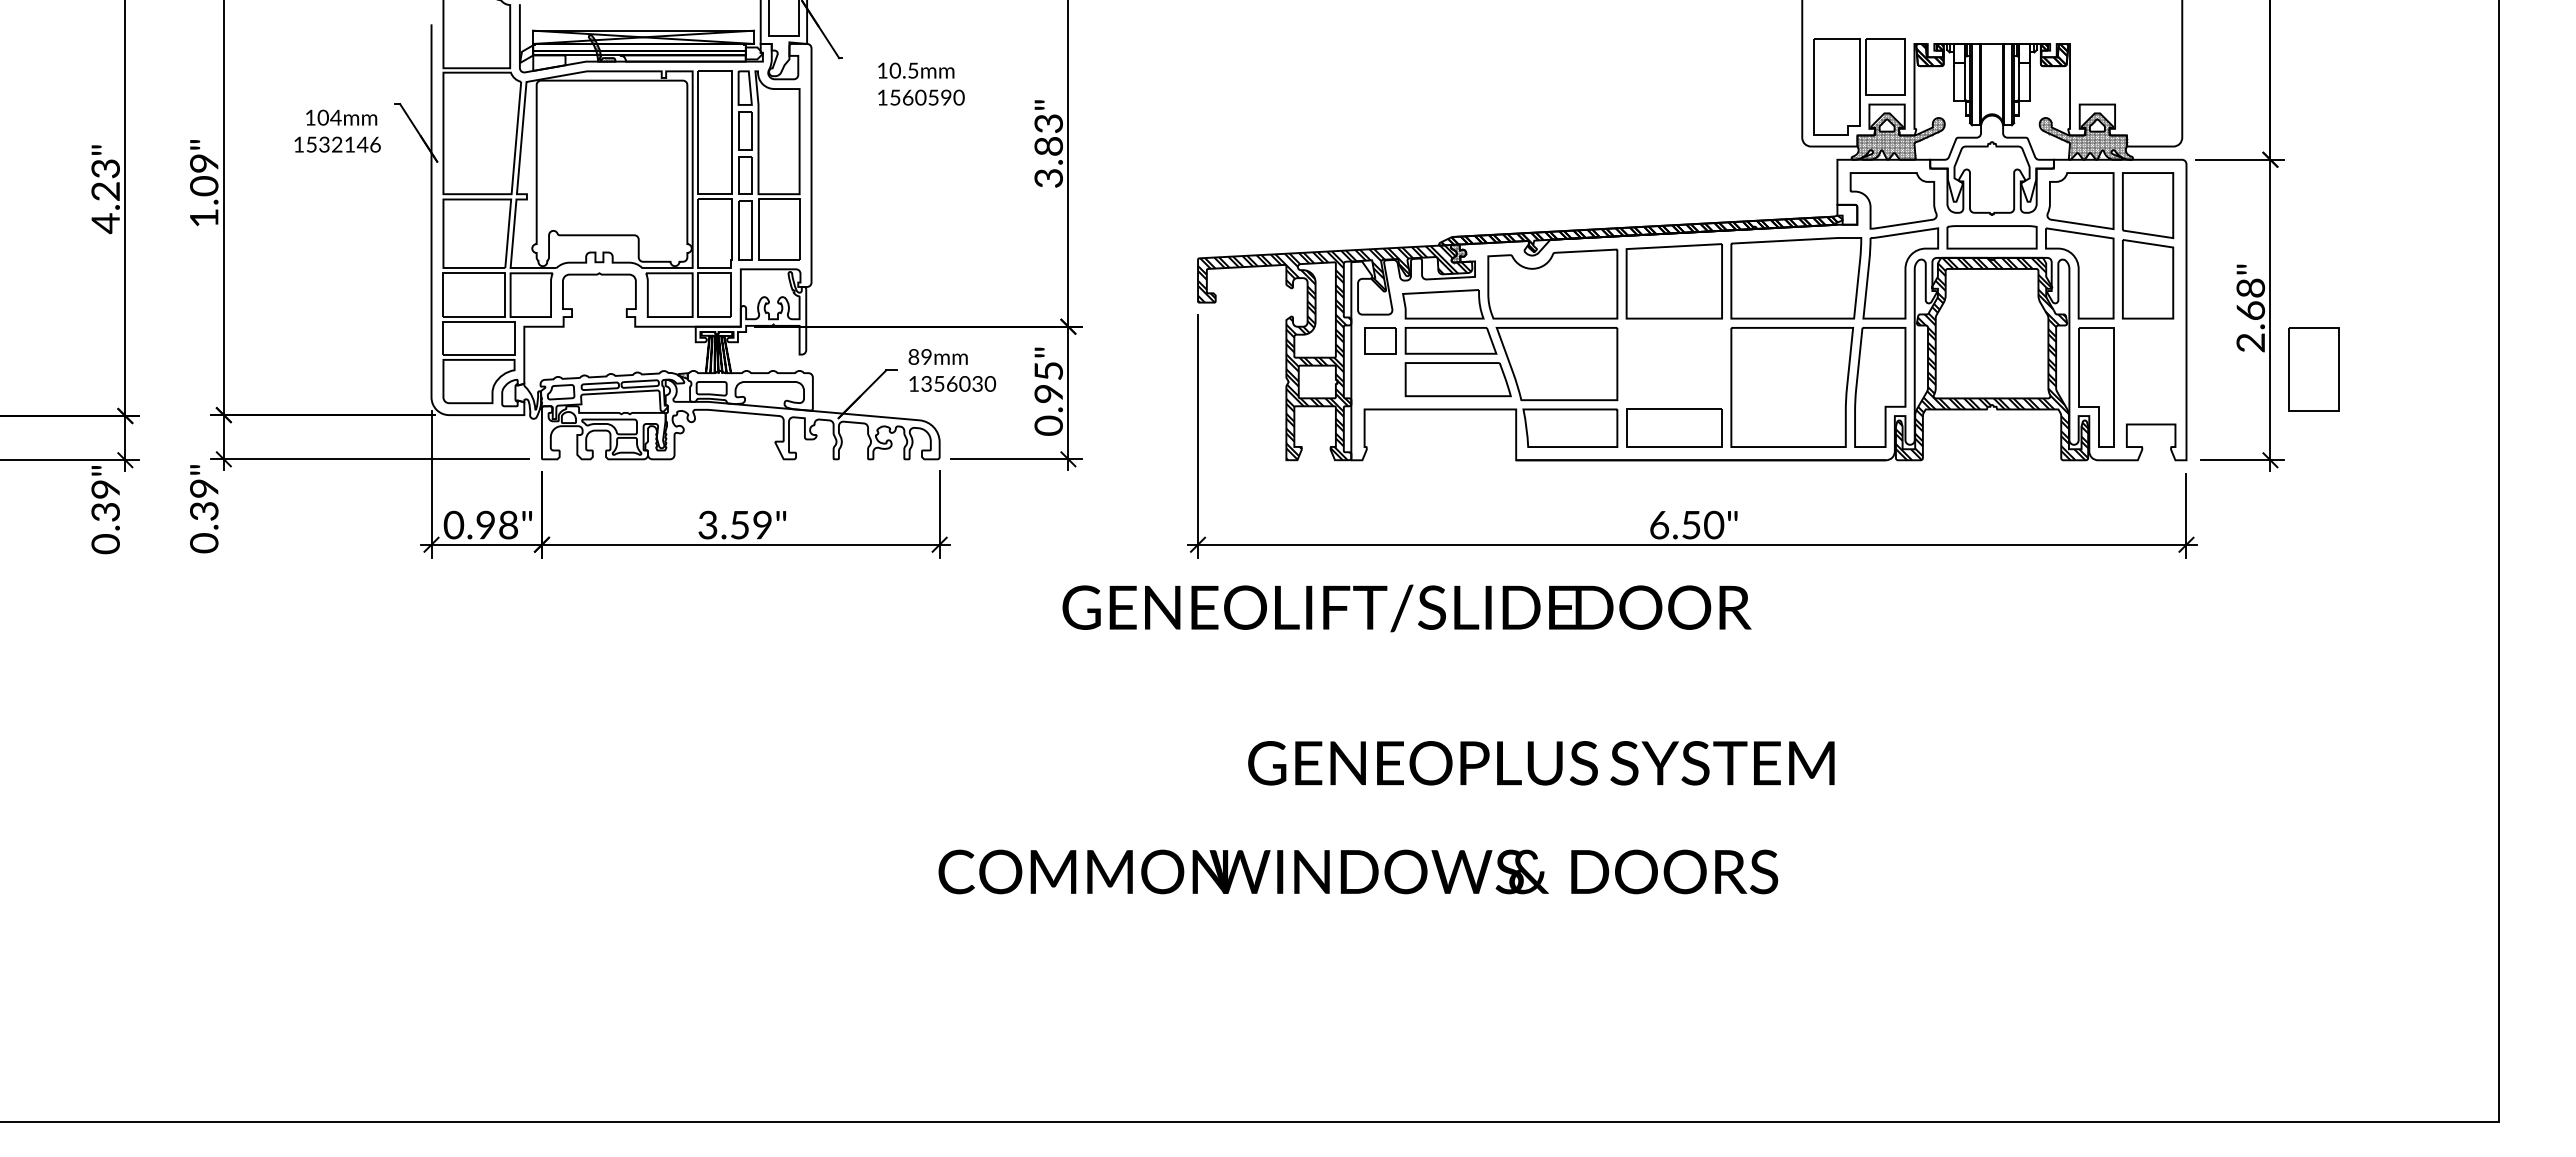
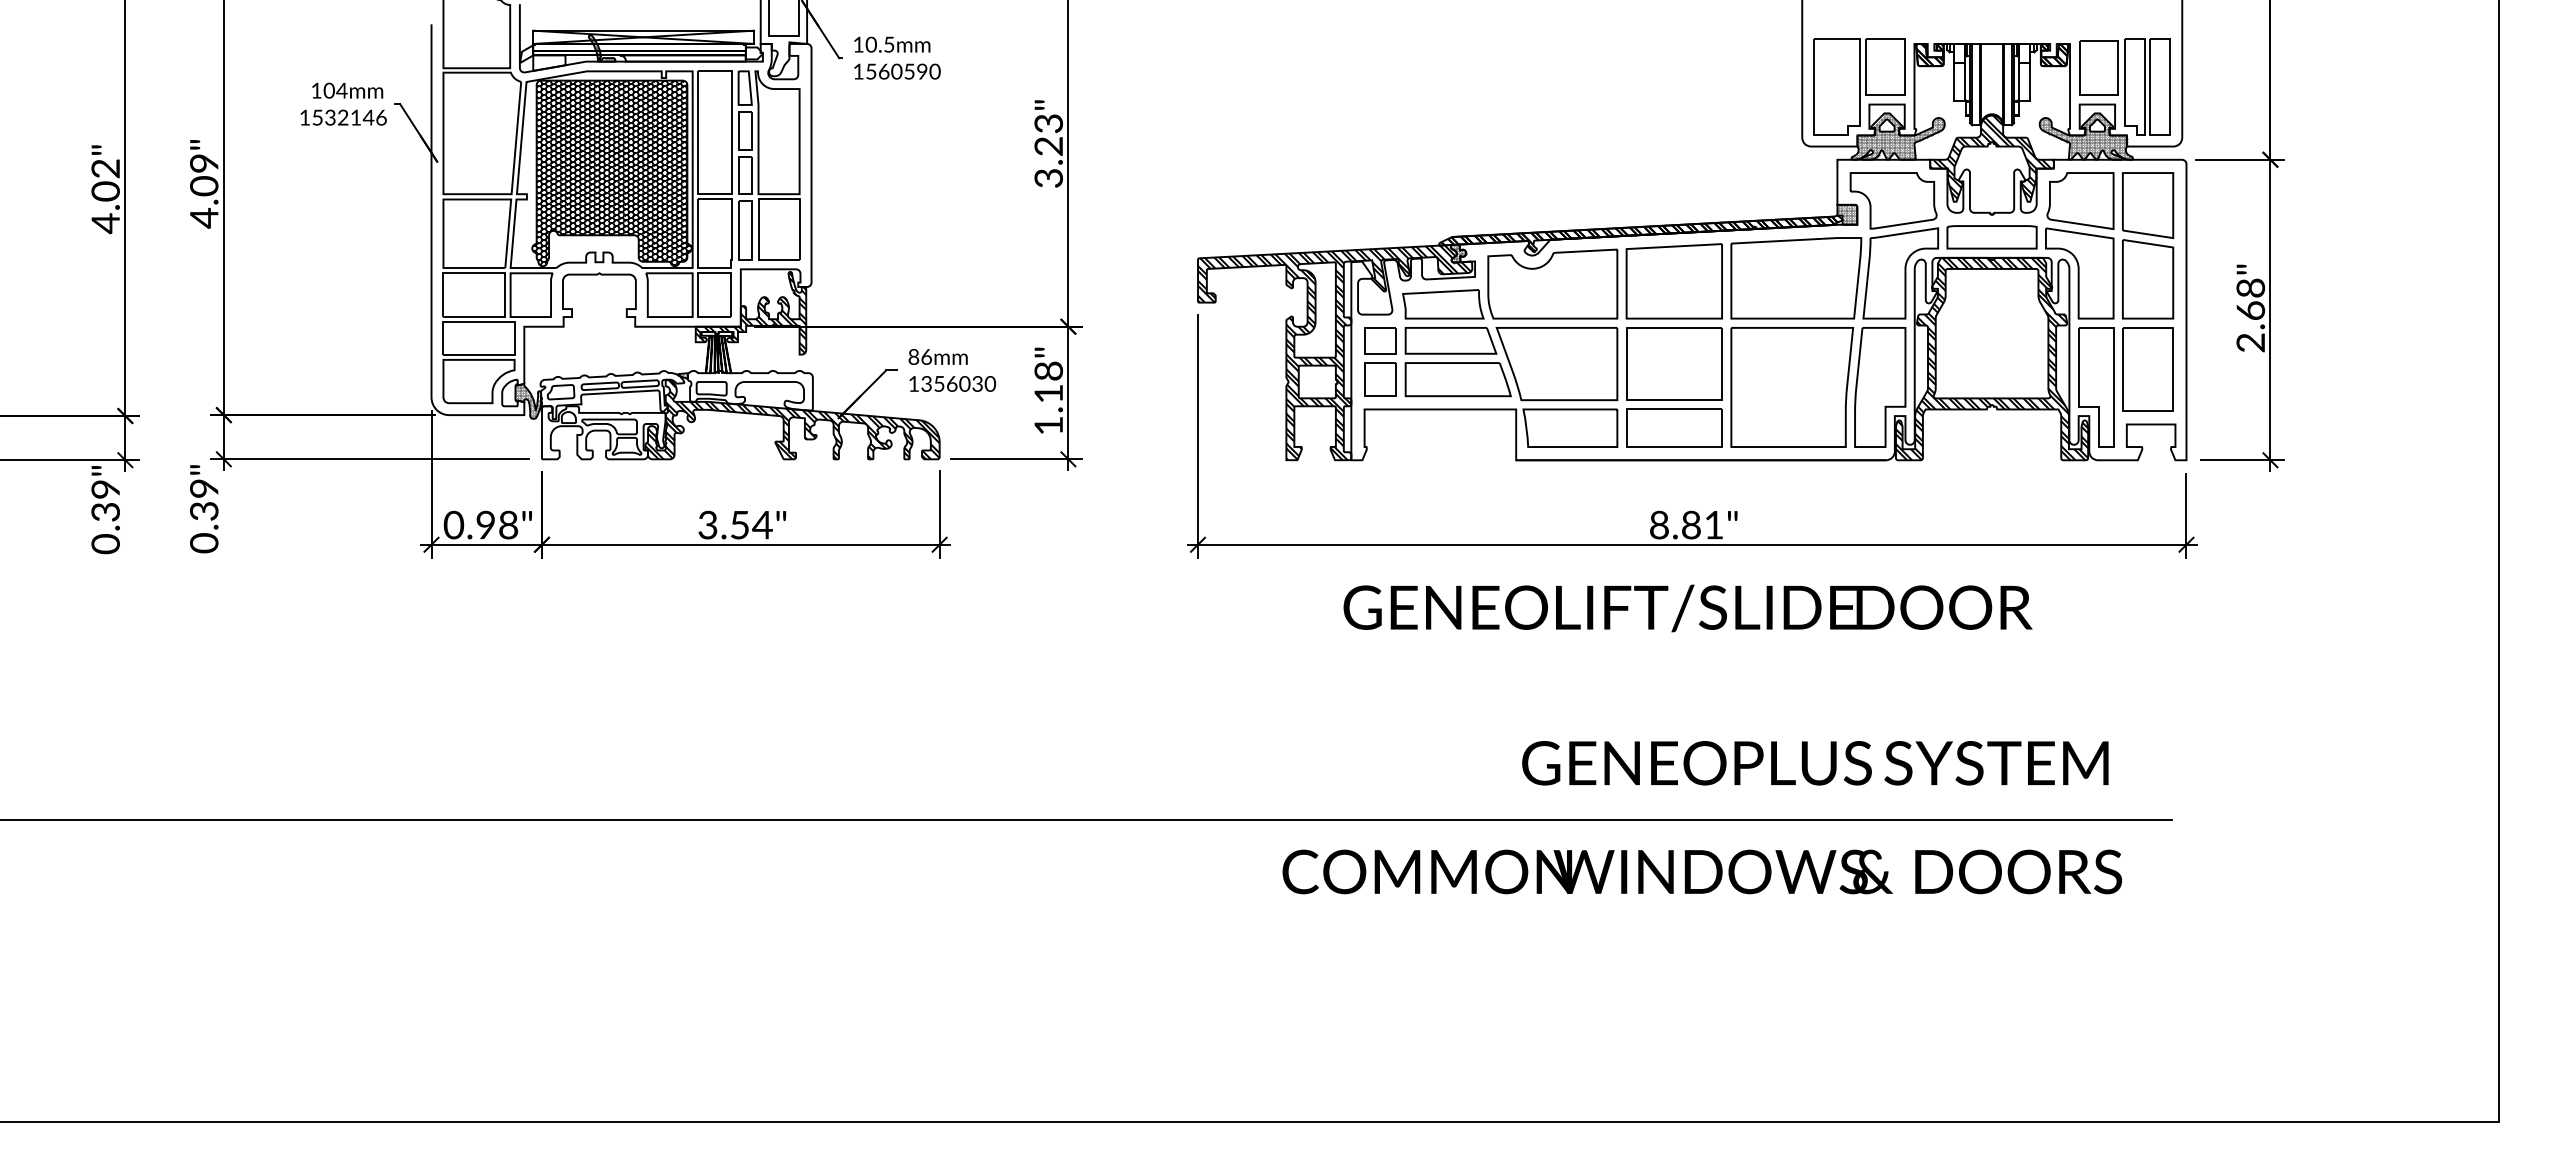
text position: (921, 83) -> (897, 57) (897, 57)
part: none -> present (2124, 86)
text position: (337, 130) -> (343, 103) (343, 103)
text: 3.83" -> 3.23" (1048, 146)
hatch: none -> present (1991, 156)
hatch: none -> present (612, 172)
text: 4.23" -> 4.02" (105, 180)
hatch: none -> present (1846, 215)
text: 1.09" -> 4.09" (204, 217)
hatch: none -> present (750, 312)
text: 89mm -> 86mm (926, 356)
part: none -> present (1674, 363)
part position: (2313, 369) -> (2147, 369) (2147, 369)
part: none -> present (1380, 379)
text: 0.95" -> 1.18" (1048, 398)
hatch: none -> present (528, 400)
hatch: none -> present (792, 419)
text: 3.59" -> 3.54" (762, 524)
text: 6.50" -> 8.81" (1687, 524)
text position: (1406, 608) -> (1687, 608) (1687, 608)
text position: (1541, 763) -> (1815, 763) (1815, 763)
line: none -> present (1087, 819)
text position: (1358, 871) -> (1702, 871) (1702, 871)
